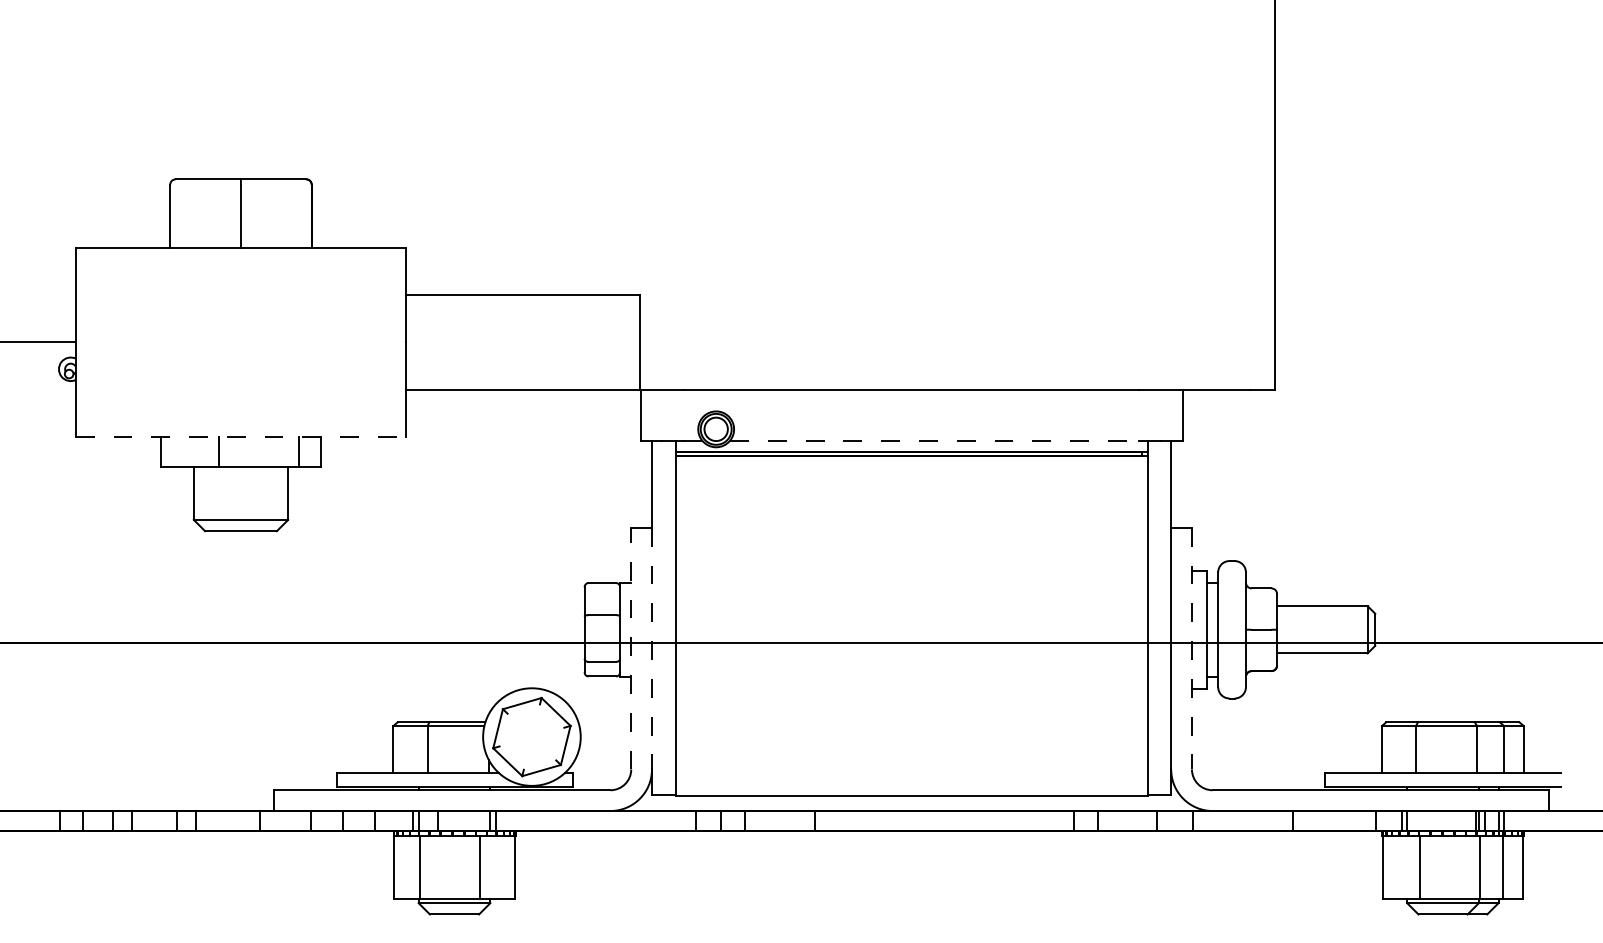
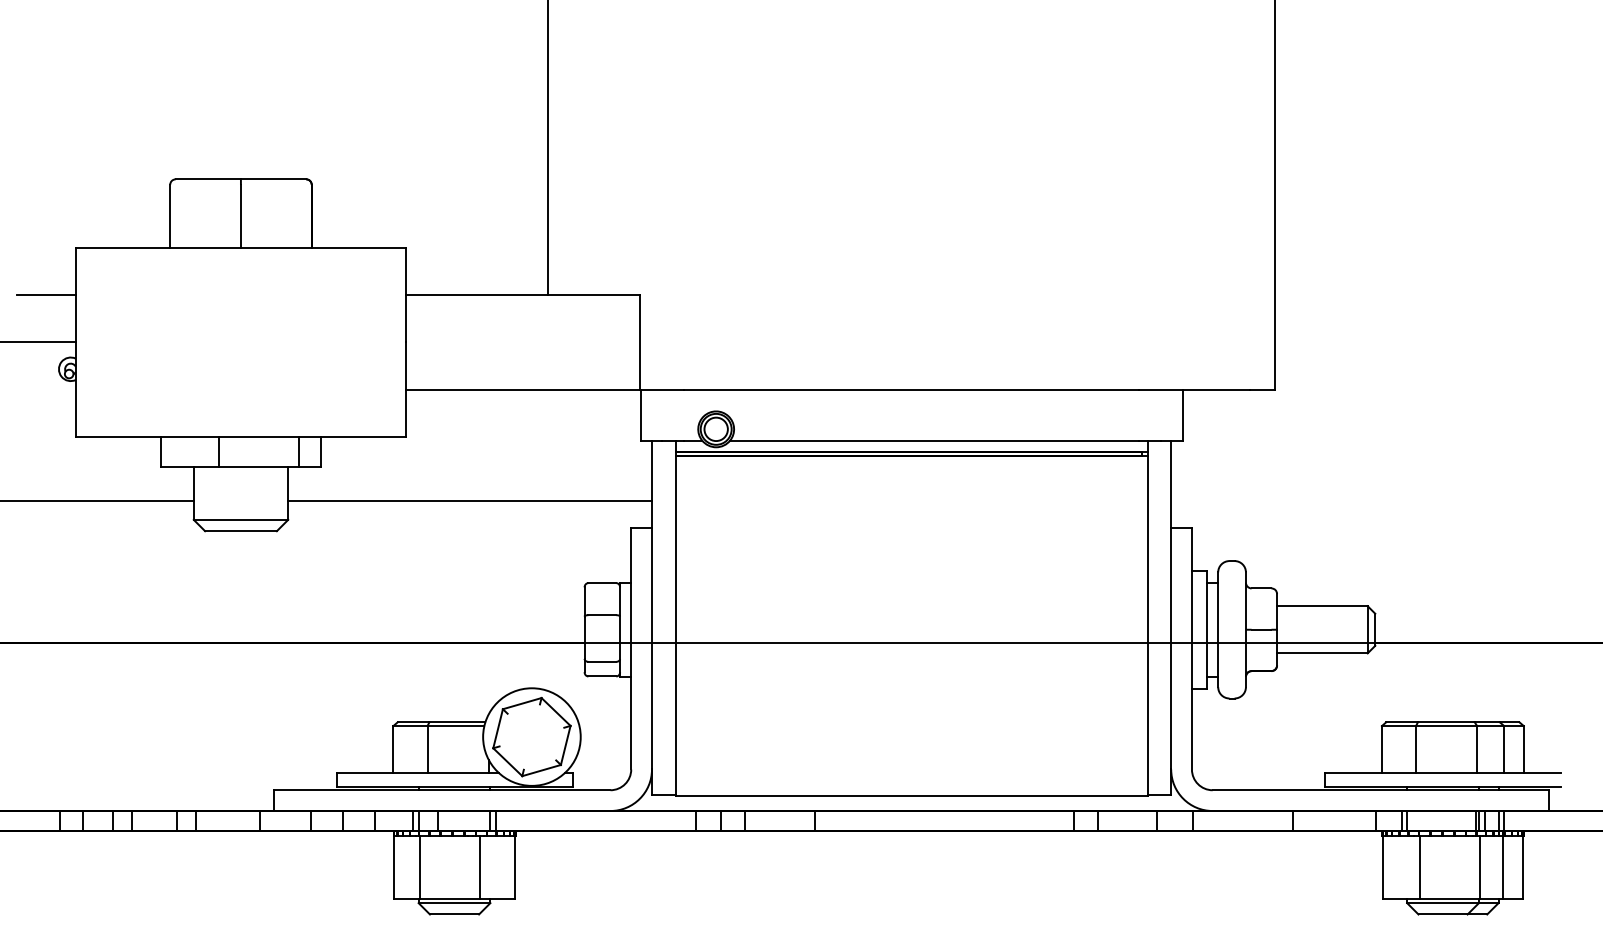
line: none -> present (547, 148)
line: none -> present (45, 295)
line: dashed -> solid (241, 436)
line: dashed -> solid (934, 440)
line: none -> present (97, 501)
line: none -> present (470, 501)
line: dashed -> solid (631, 648)
line: dashed -> solid (652, 648)
line: dashed -> solid (1191, 648)
